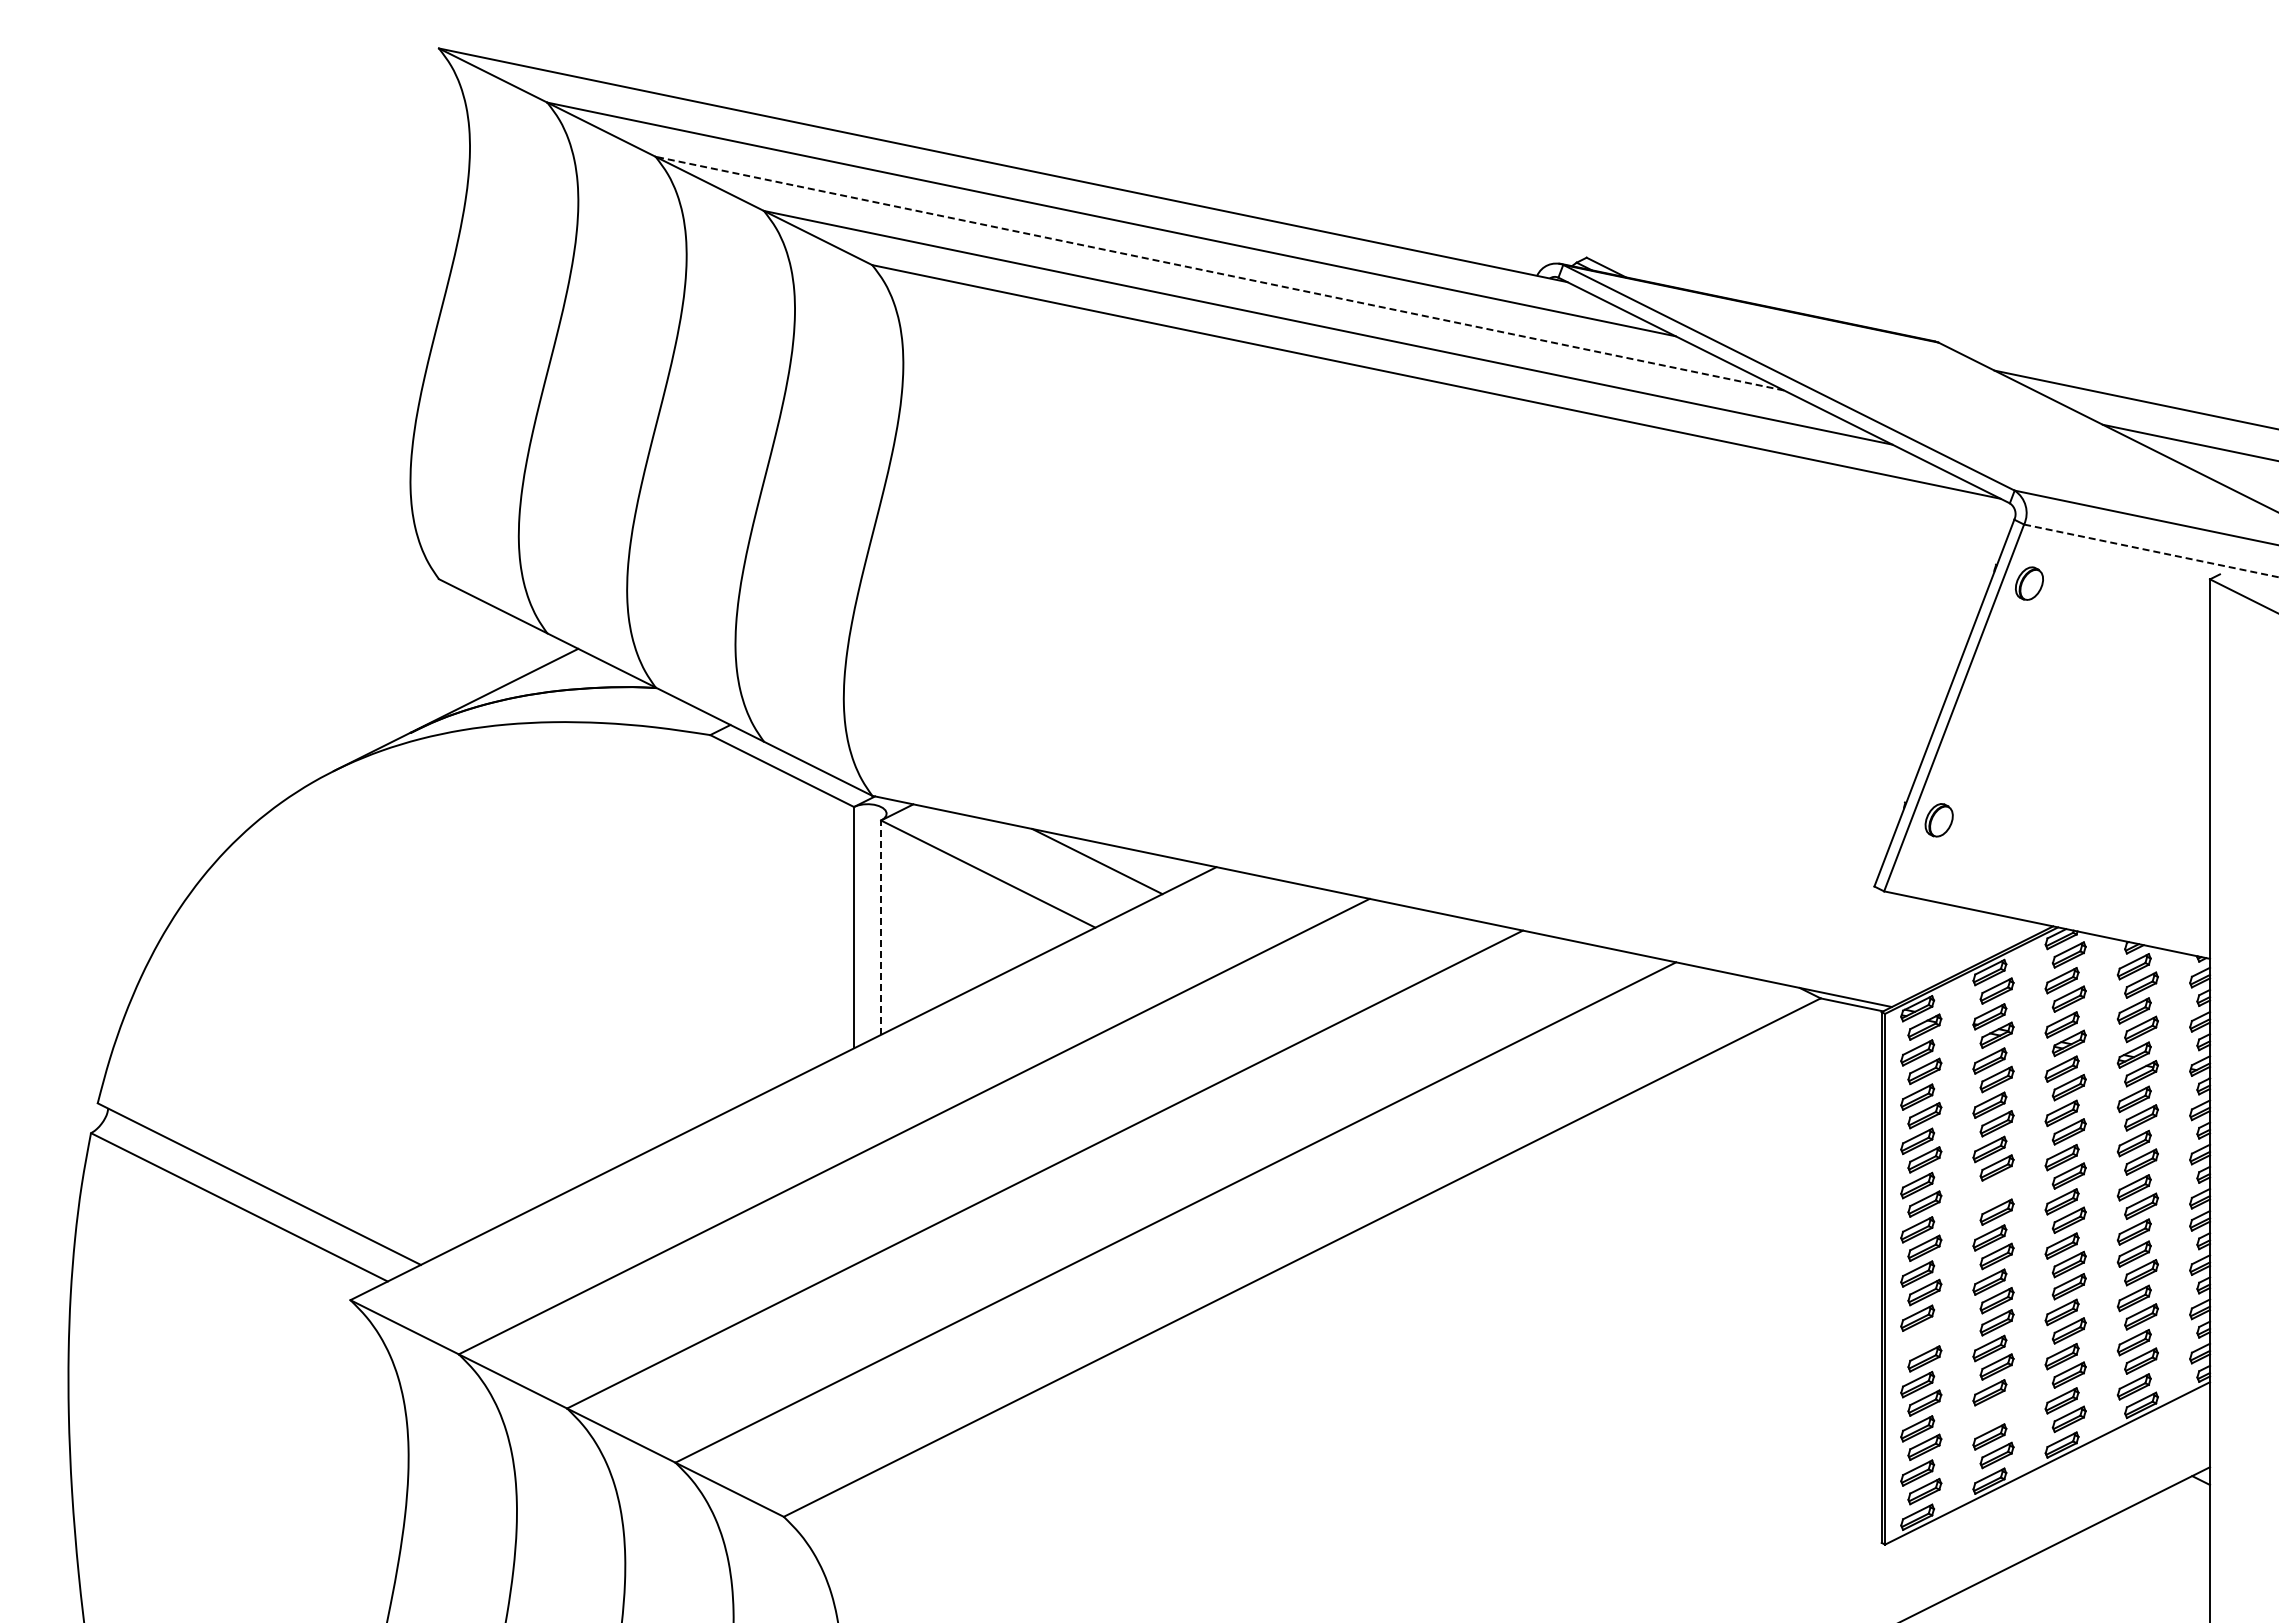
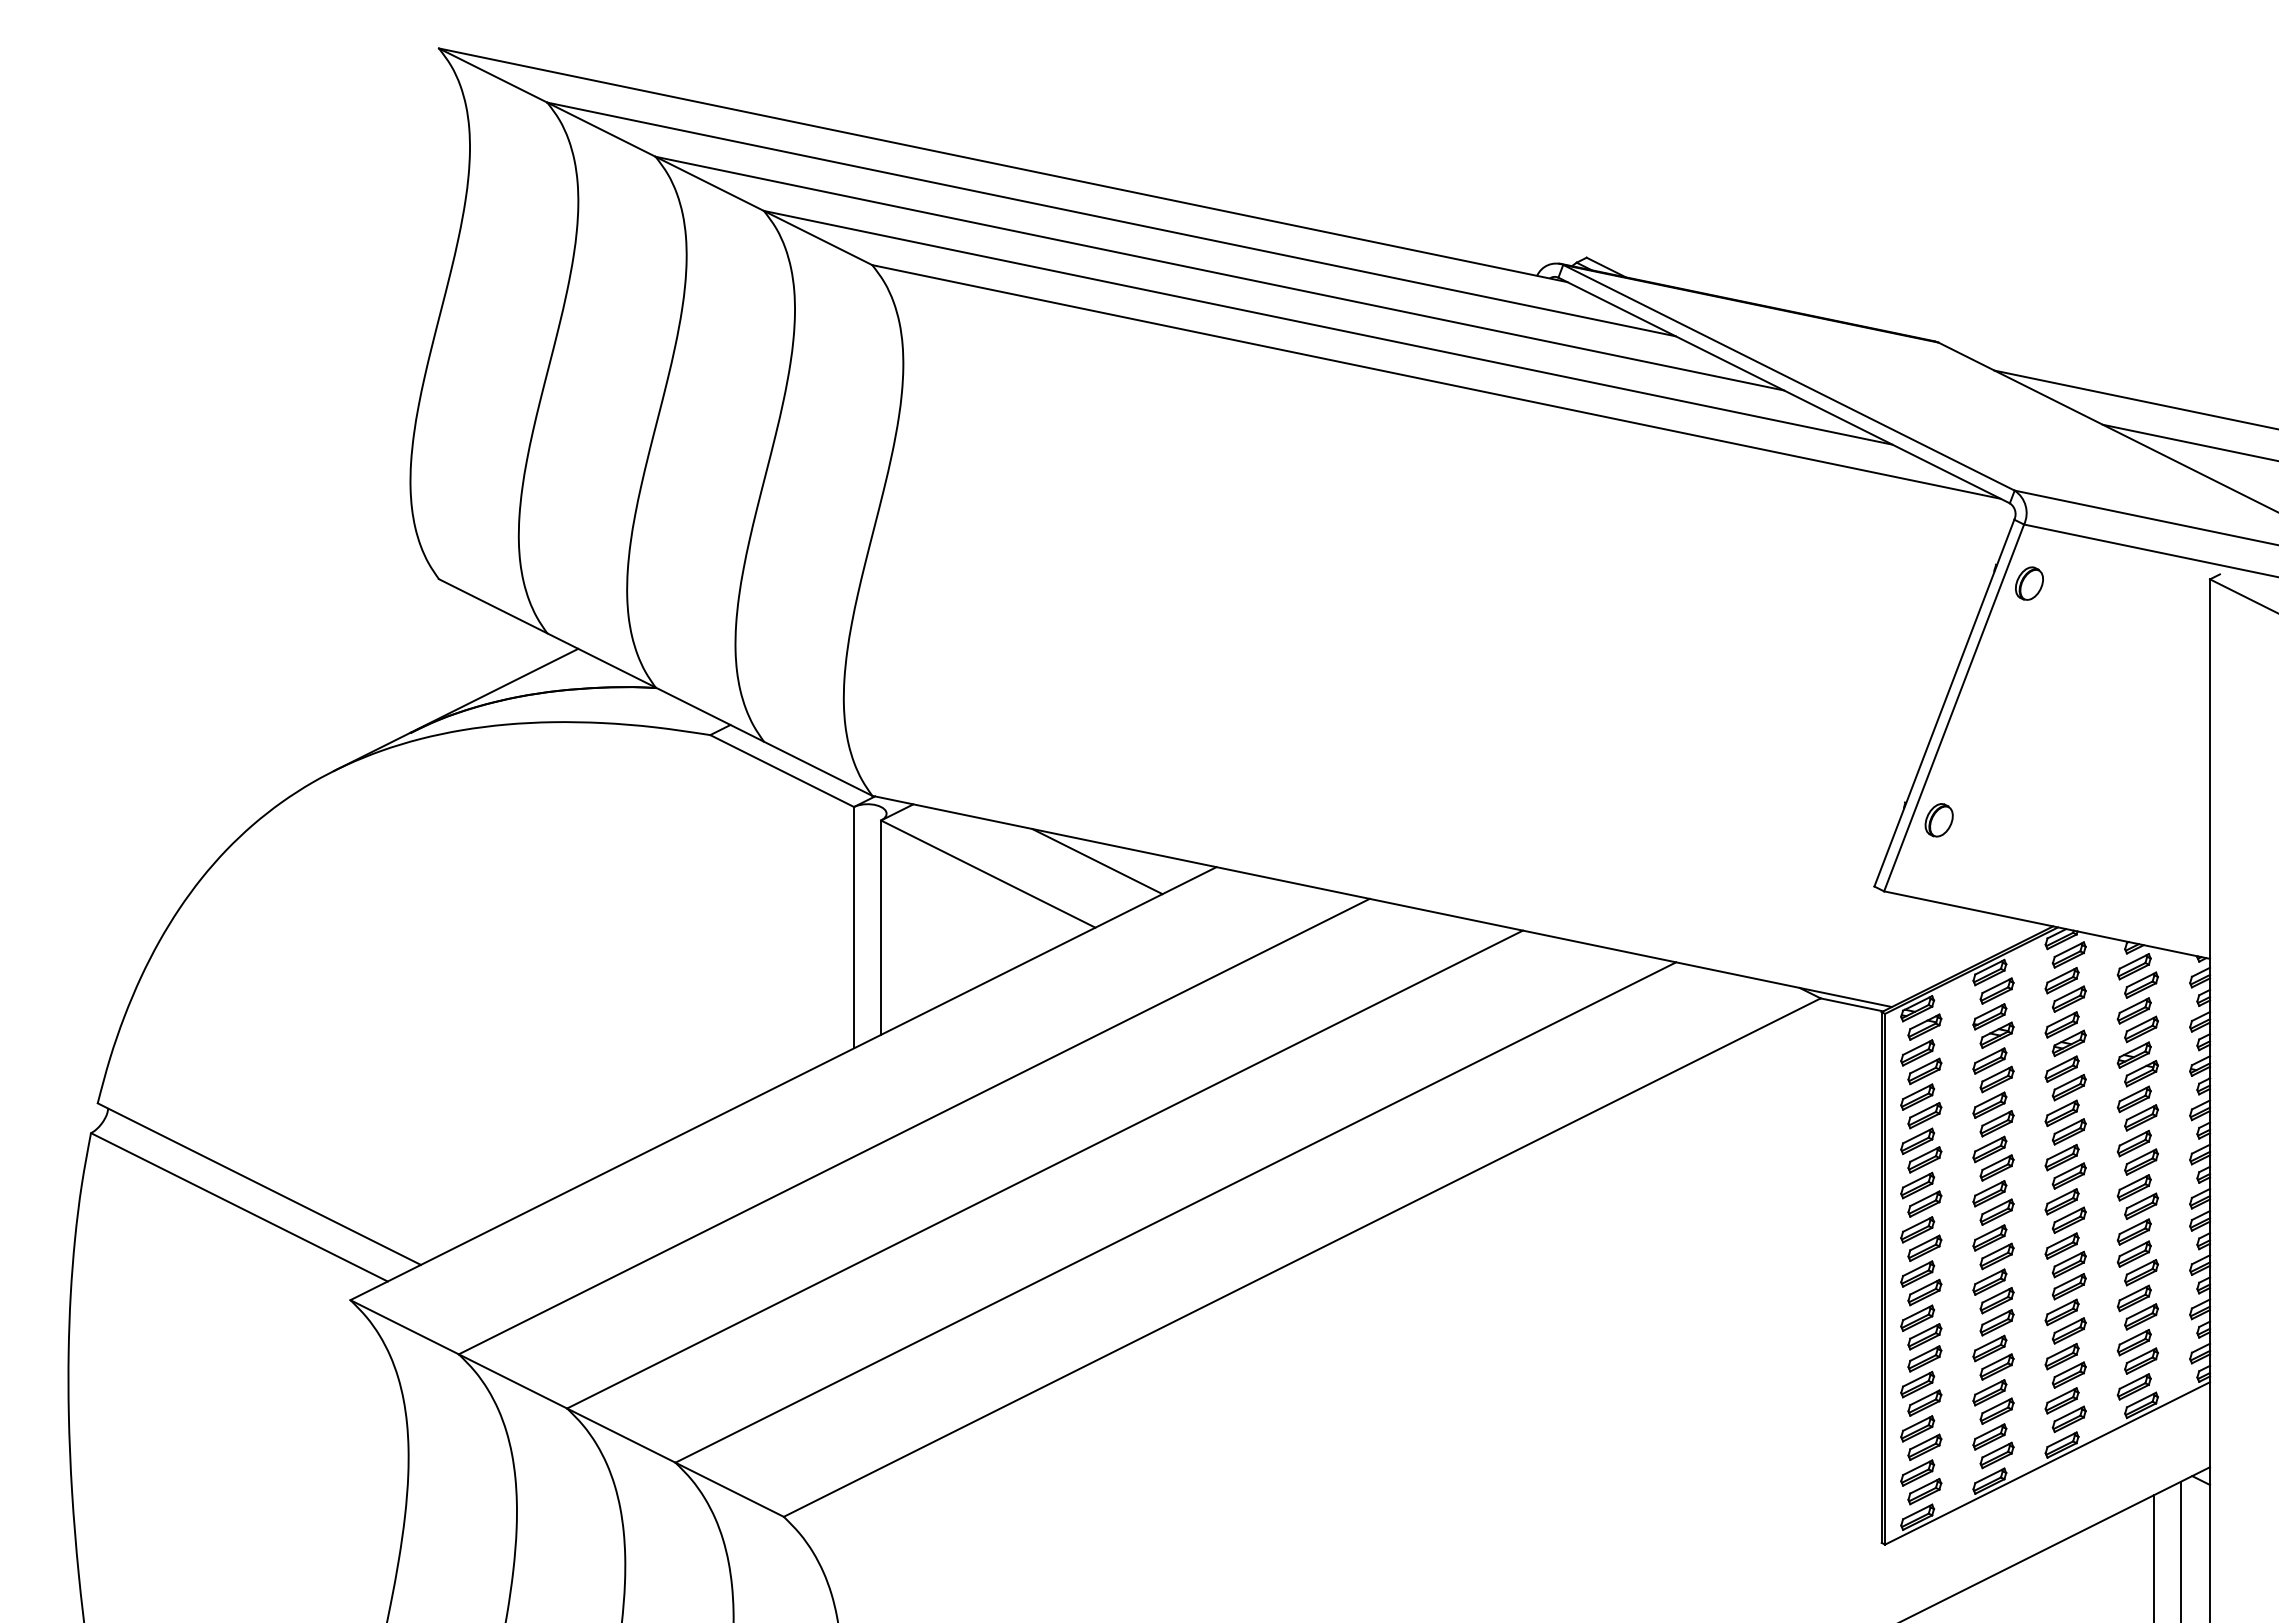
line: dashed -> solid (1219, 273)
line: dashed -> solid (2151, 550)
line: dashed -> solid (881, 927)
part: none -> present (1989, 1193)
part: none -> present (1924, 1336)
part: none -> present (1996, 1410)
line: none -> present (2181, 1550)
line: none -> present (2154, 1557)
